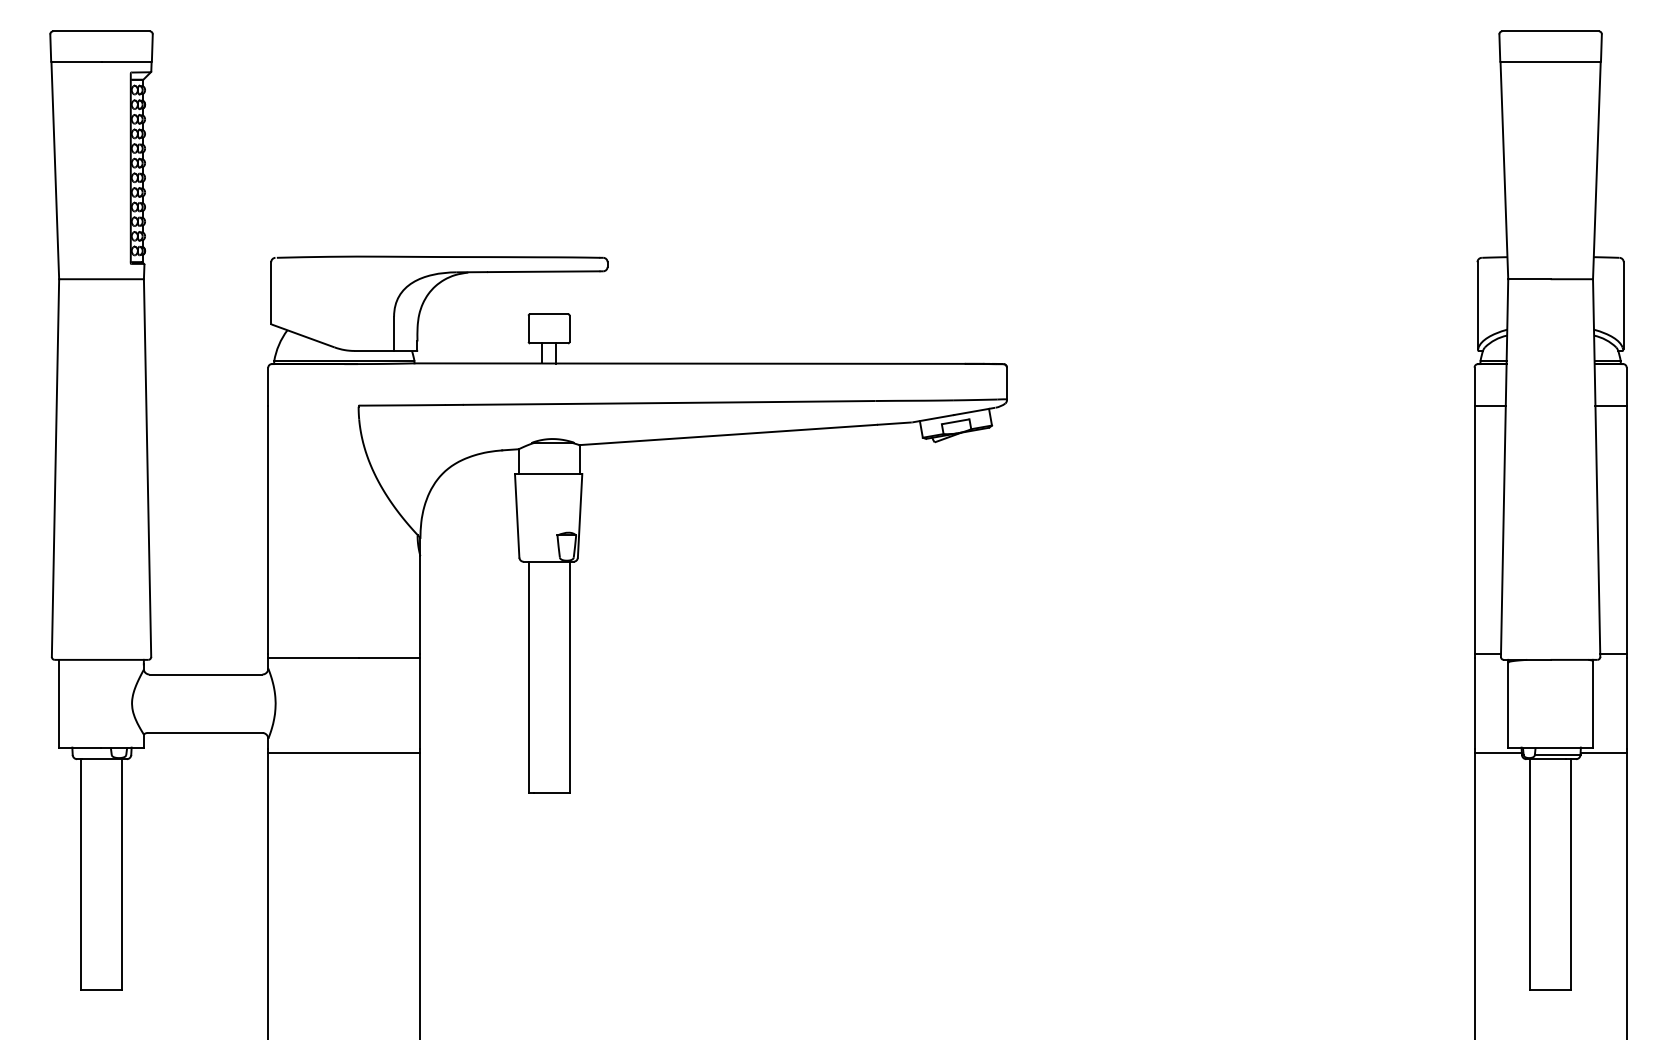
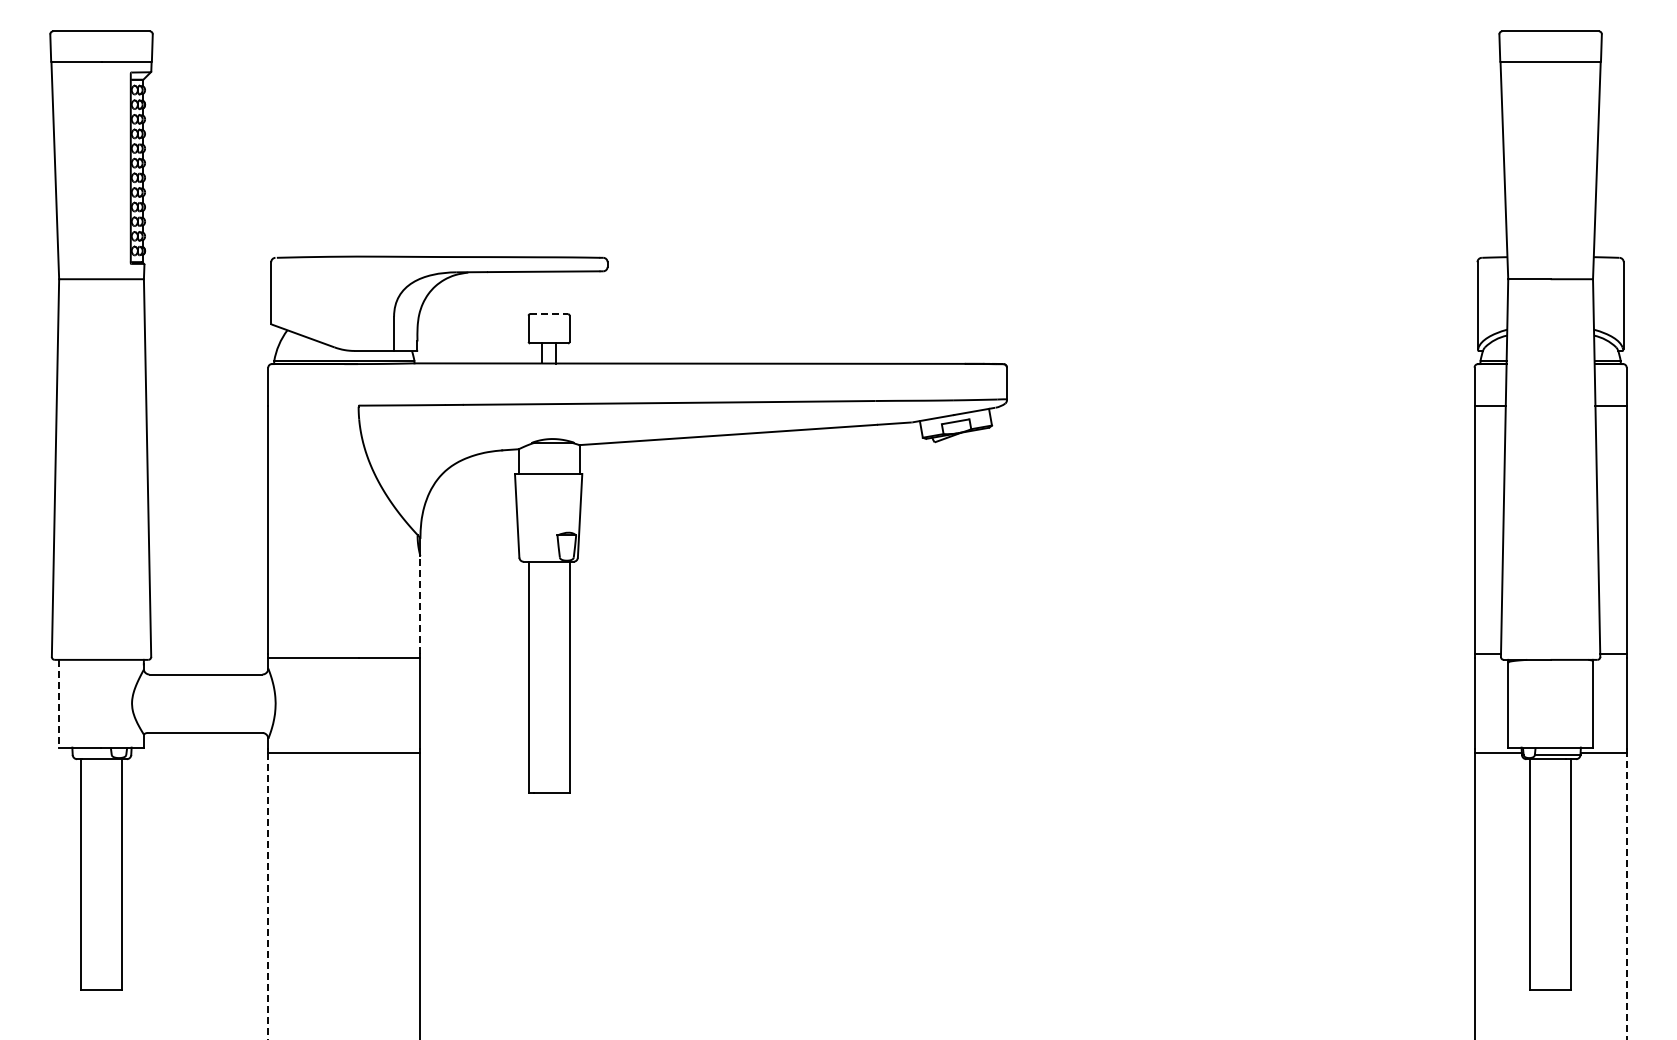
line: solid -> dashed (549, 314)
line: solid -> dashed (420, 604)
line: solid -> dashed (59, 703)
line: solid -> dashed (268, 896)
line: solid -> dashed (1626, 896)
